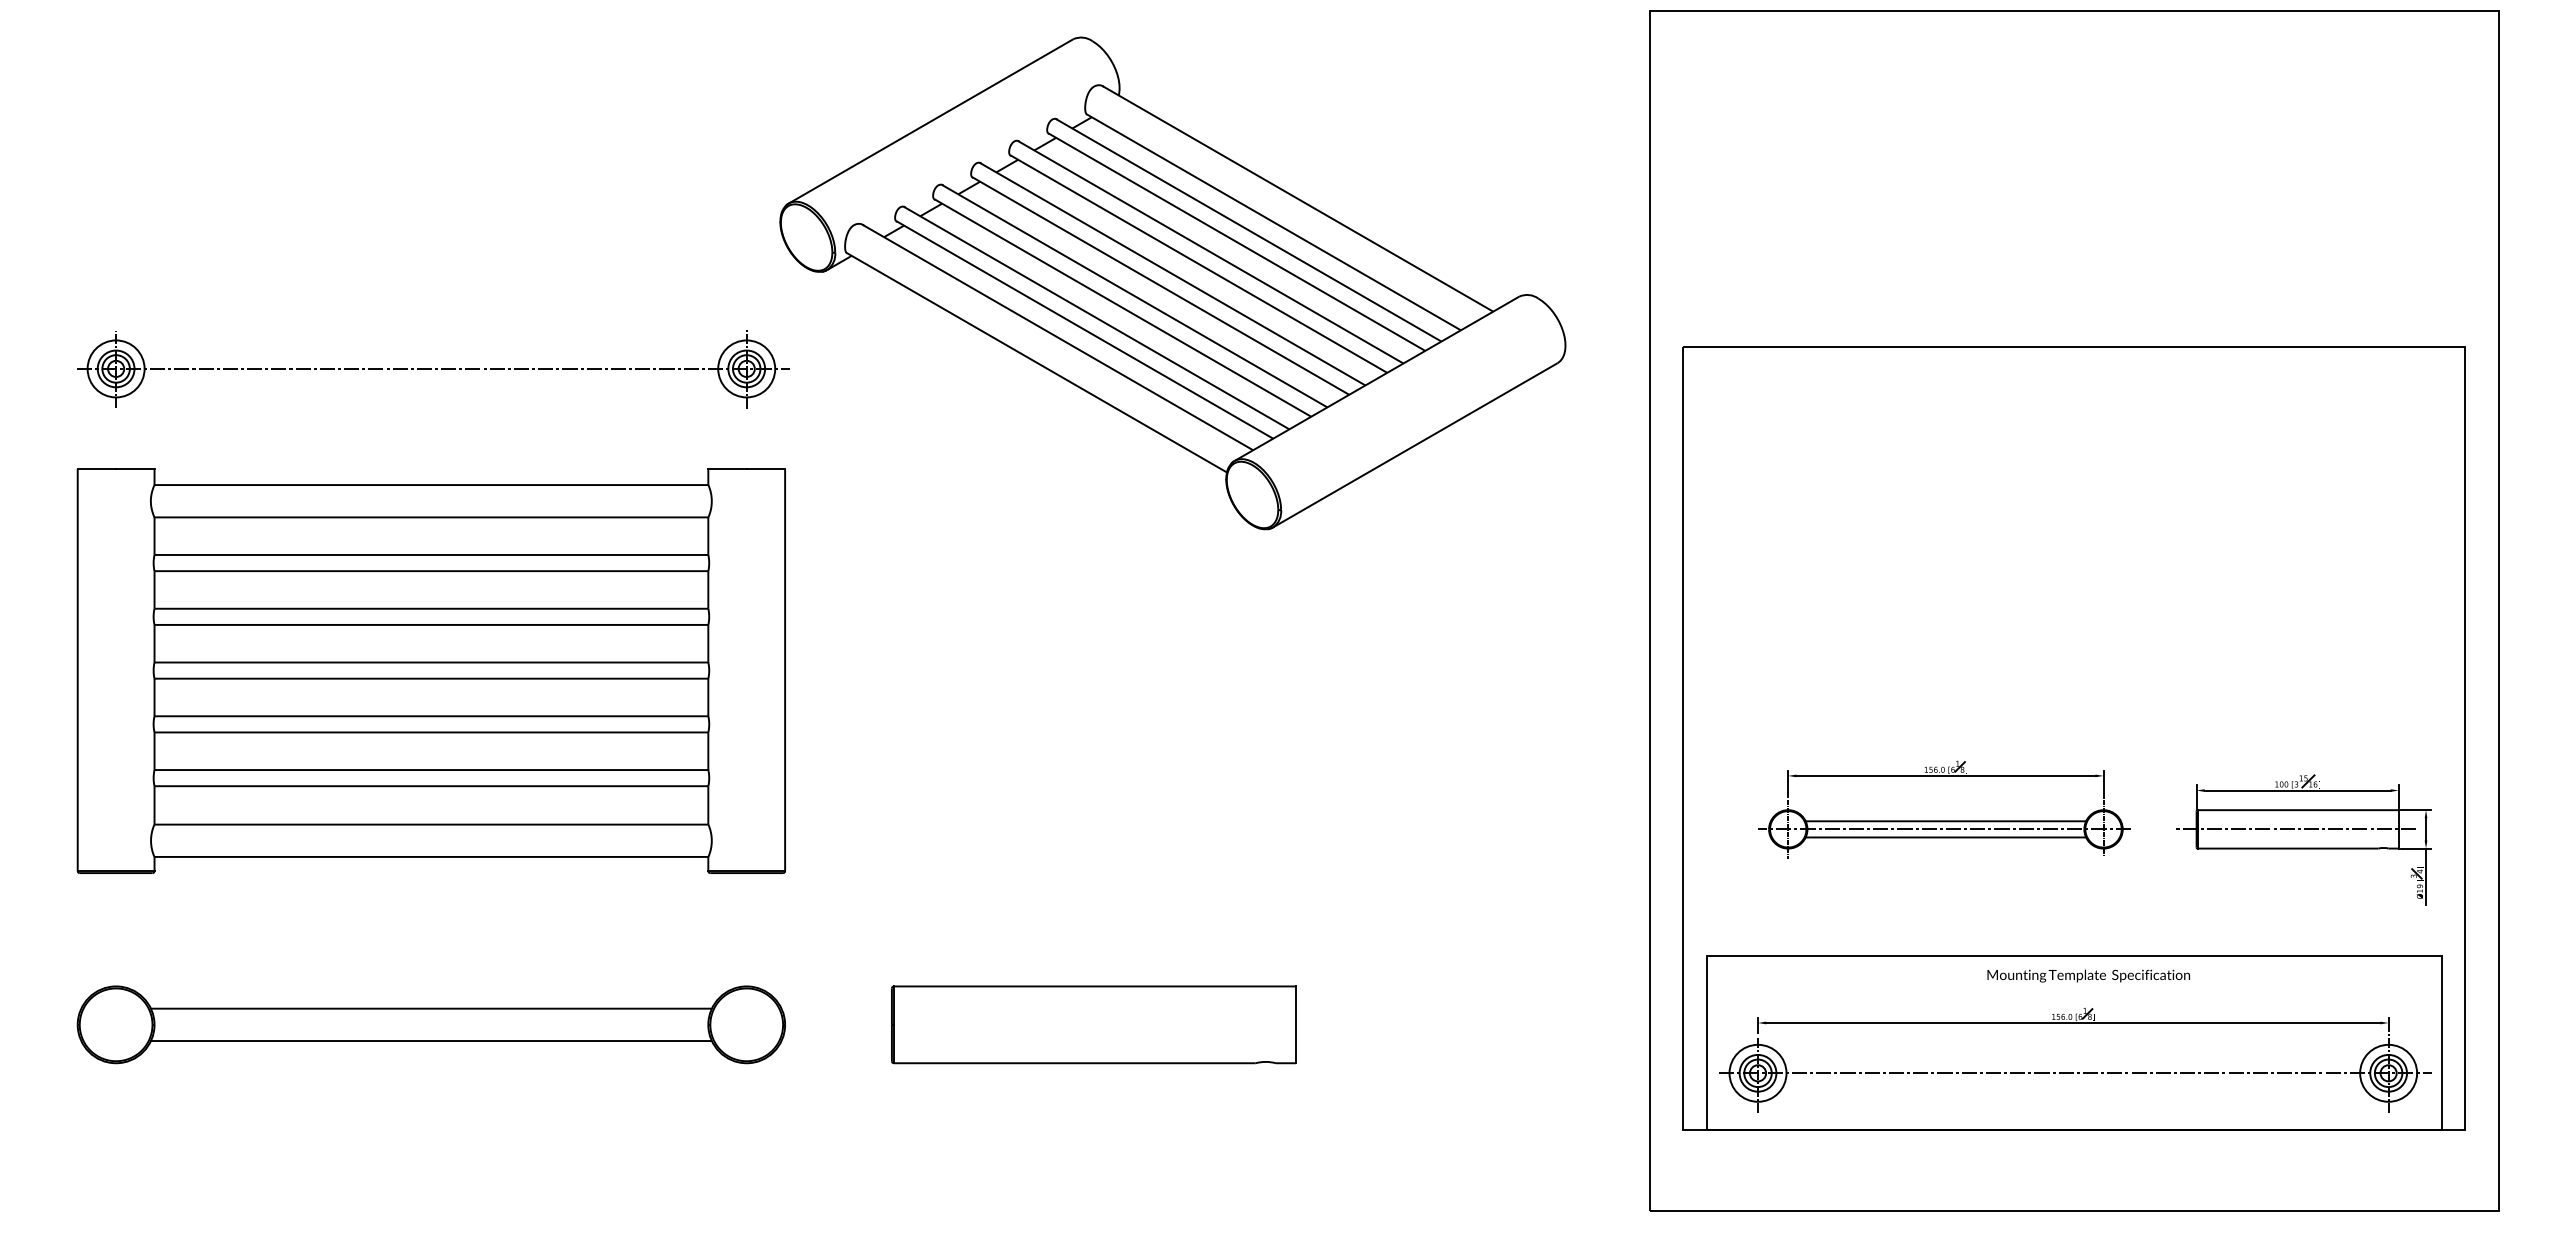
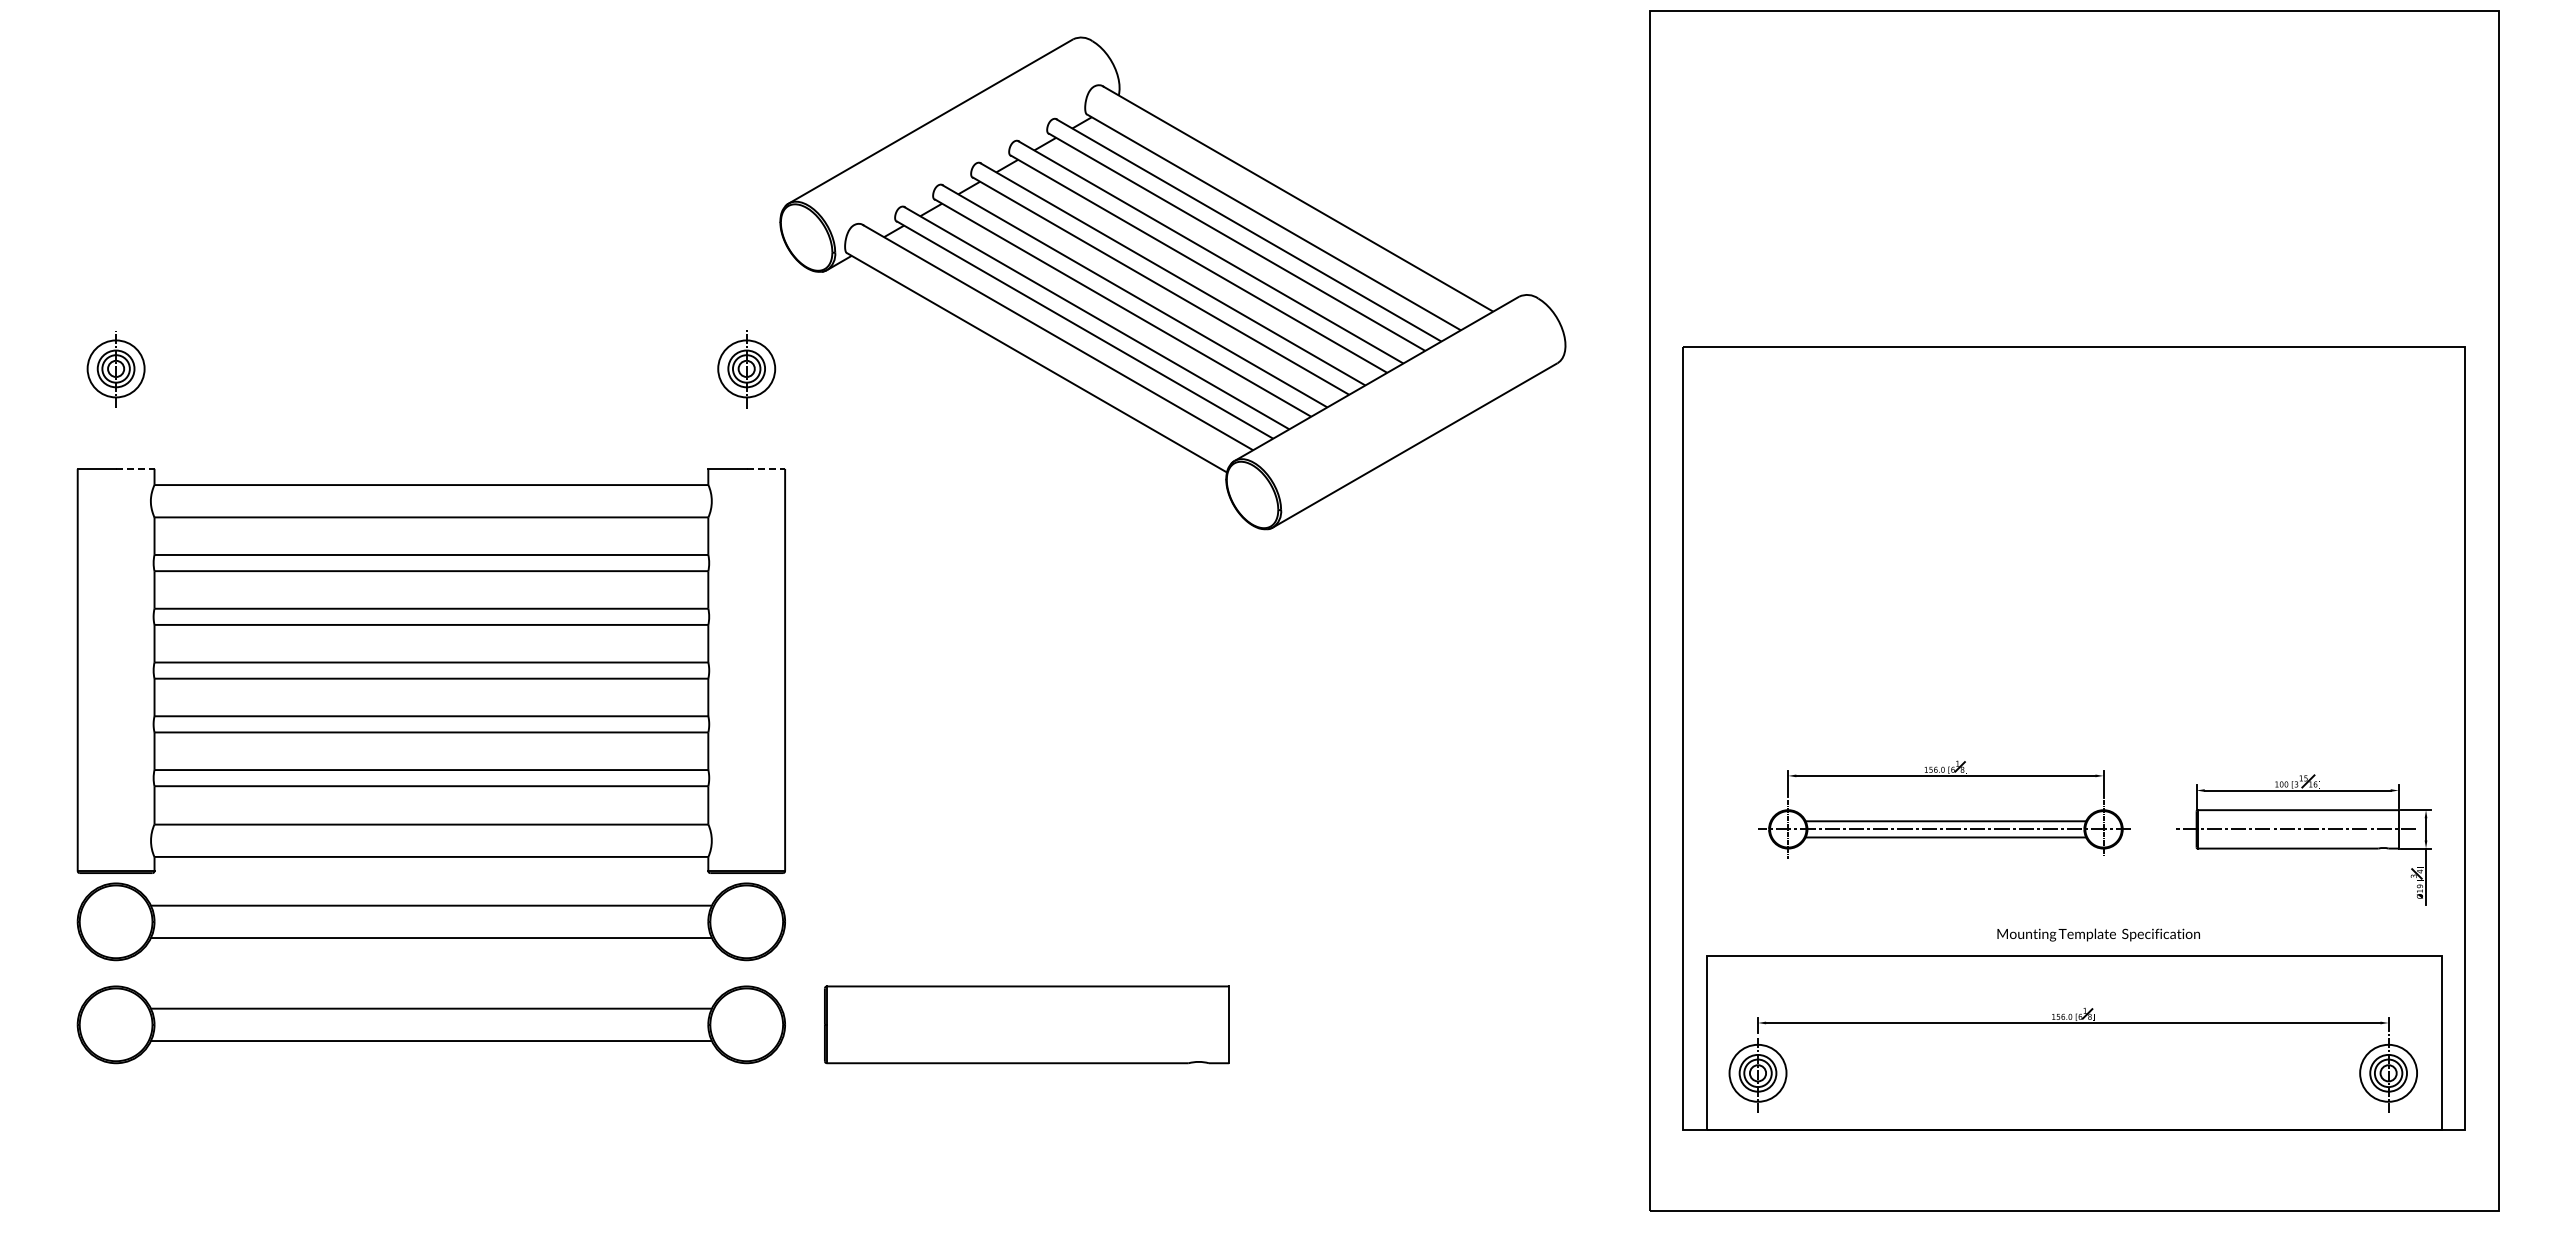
line: present -> none (433, 368)
line: solid -> dashed (135, 468)
line: solid -> dashed (766, 468)
part: none -> present (430, 921)
text position: (2088, 975) -> (2098, 934) (2098, 934)
part position: (1093, 1024) -> (1026, 1024) (1026, 1024)
line: present -> none (2075, 1073)
